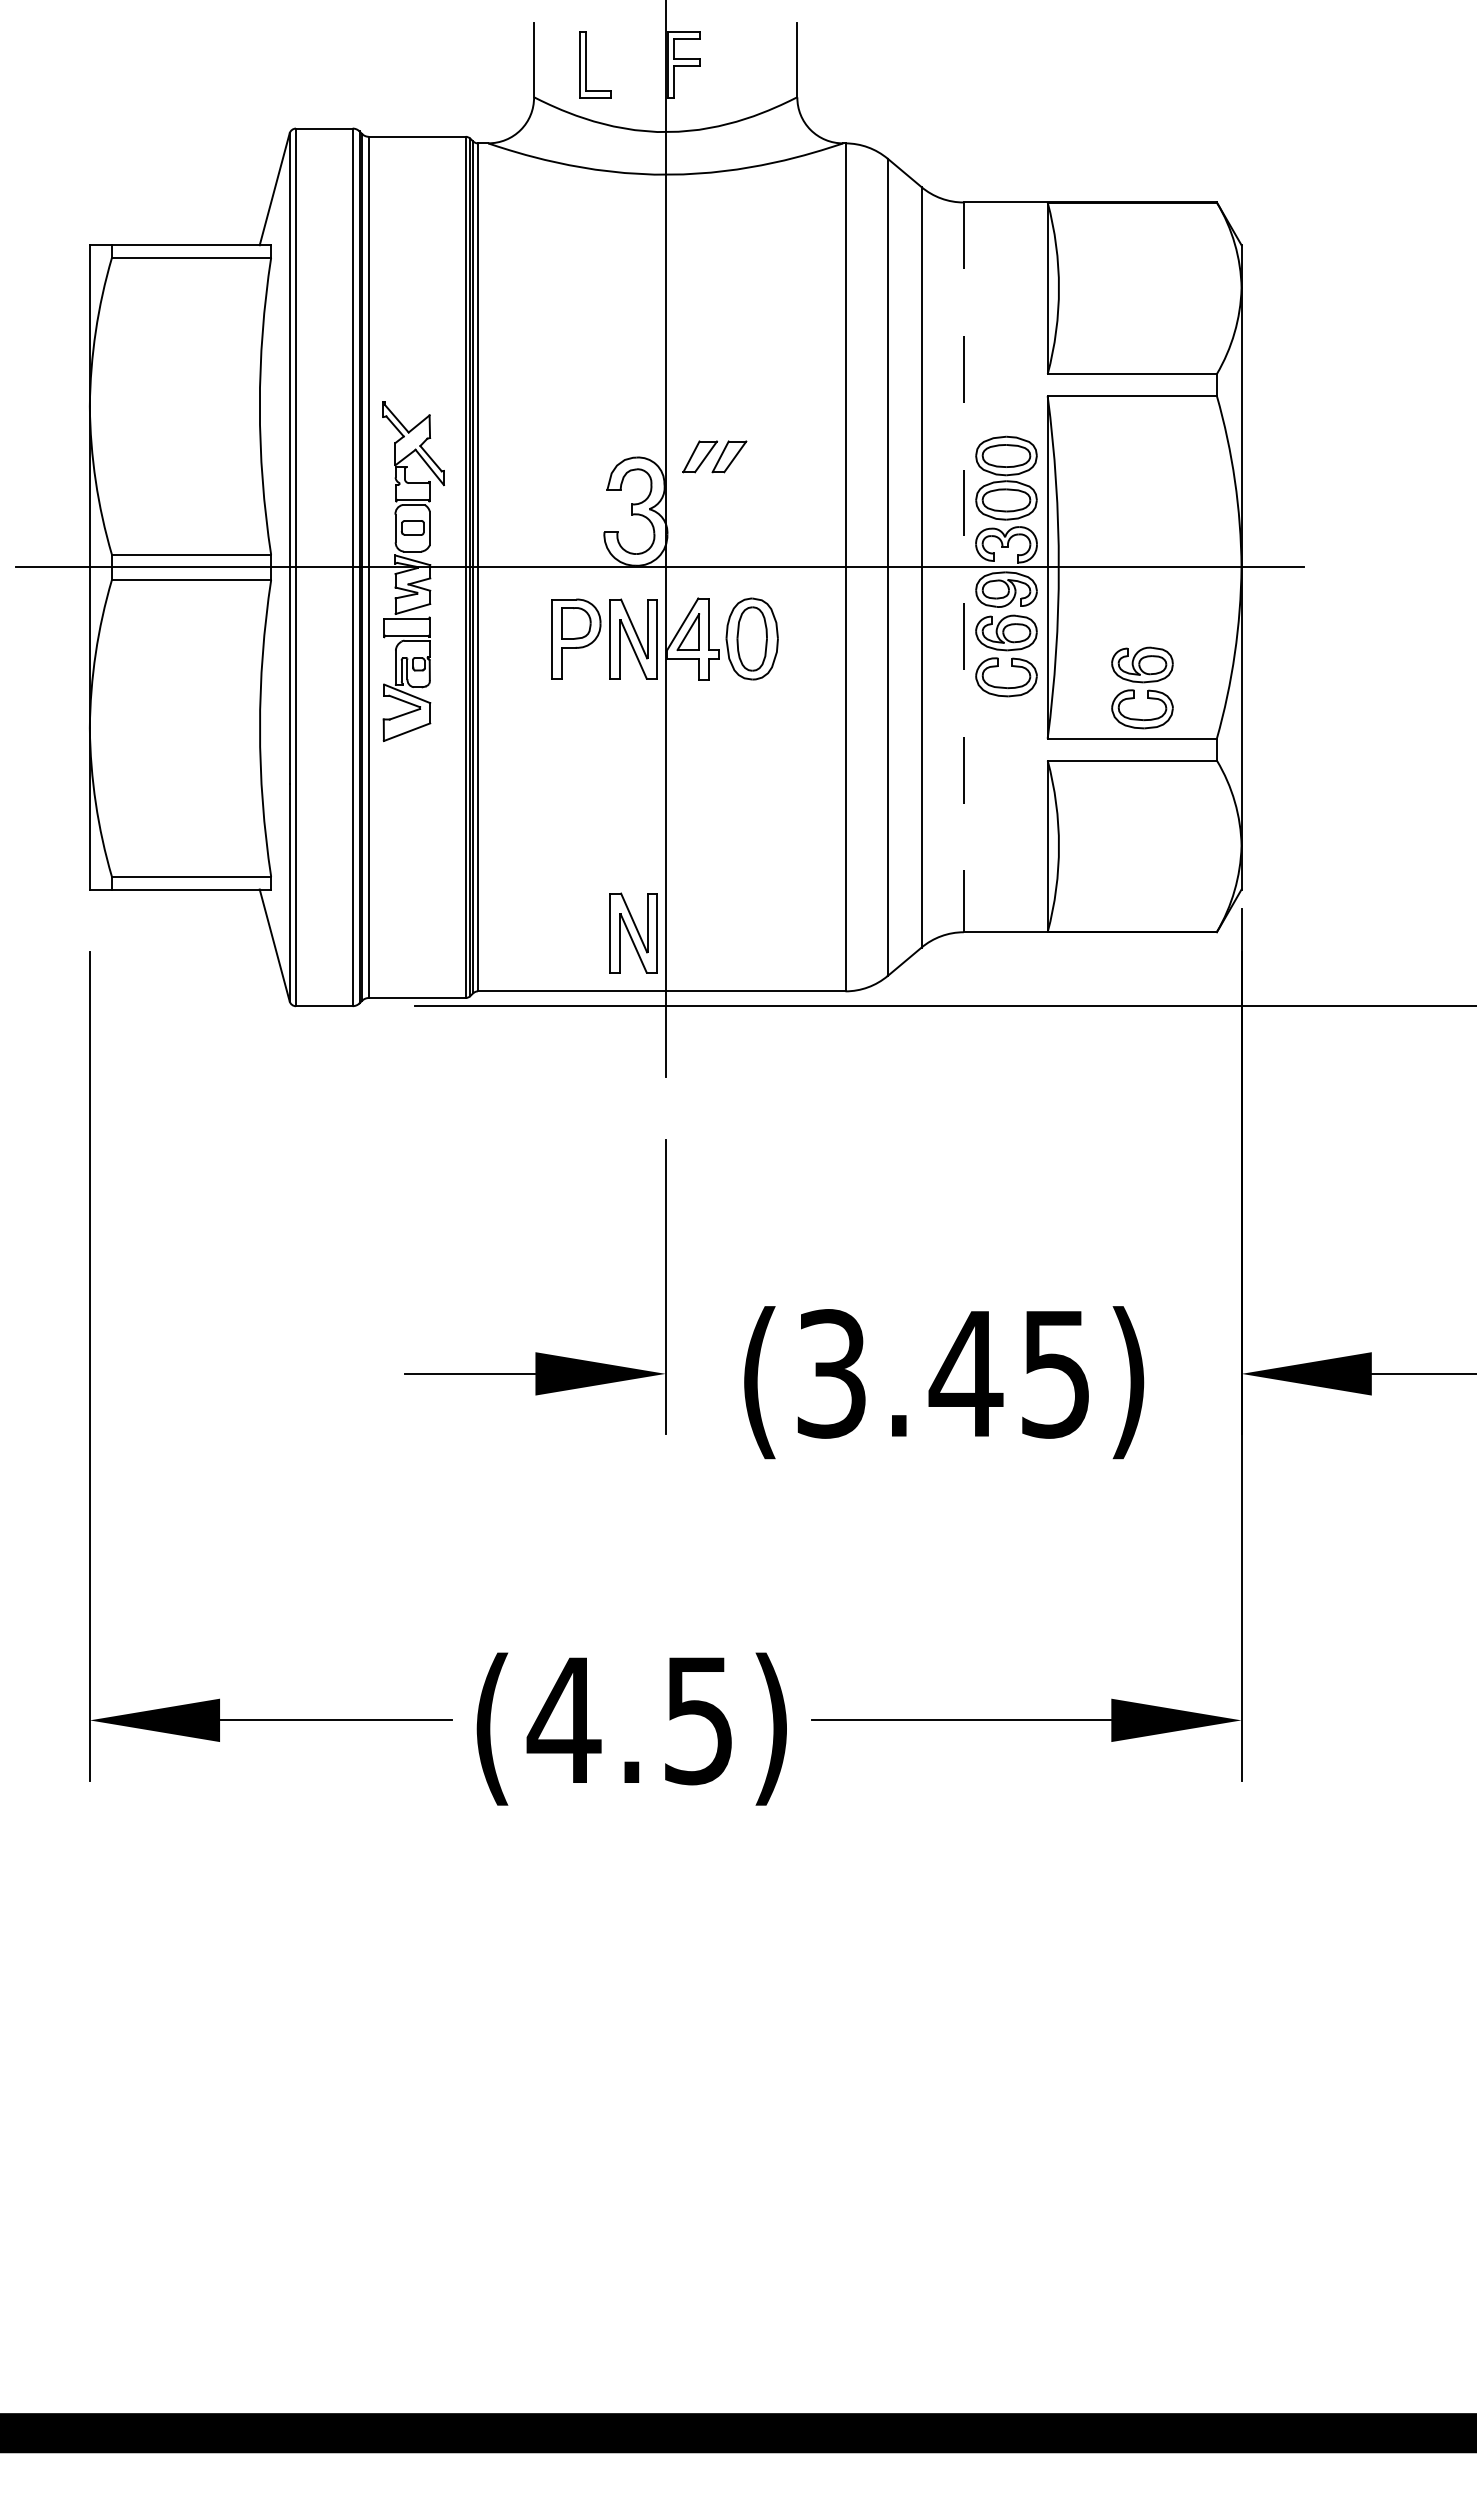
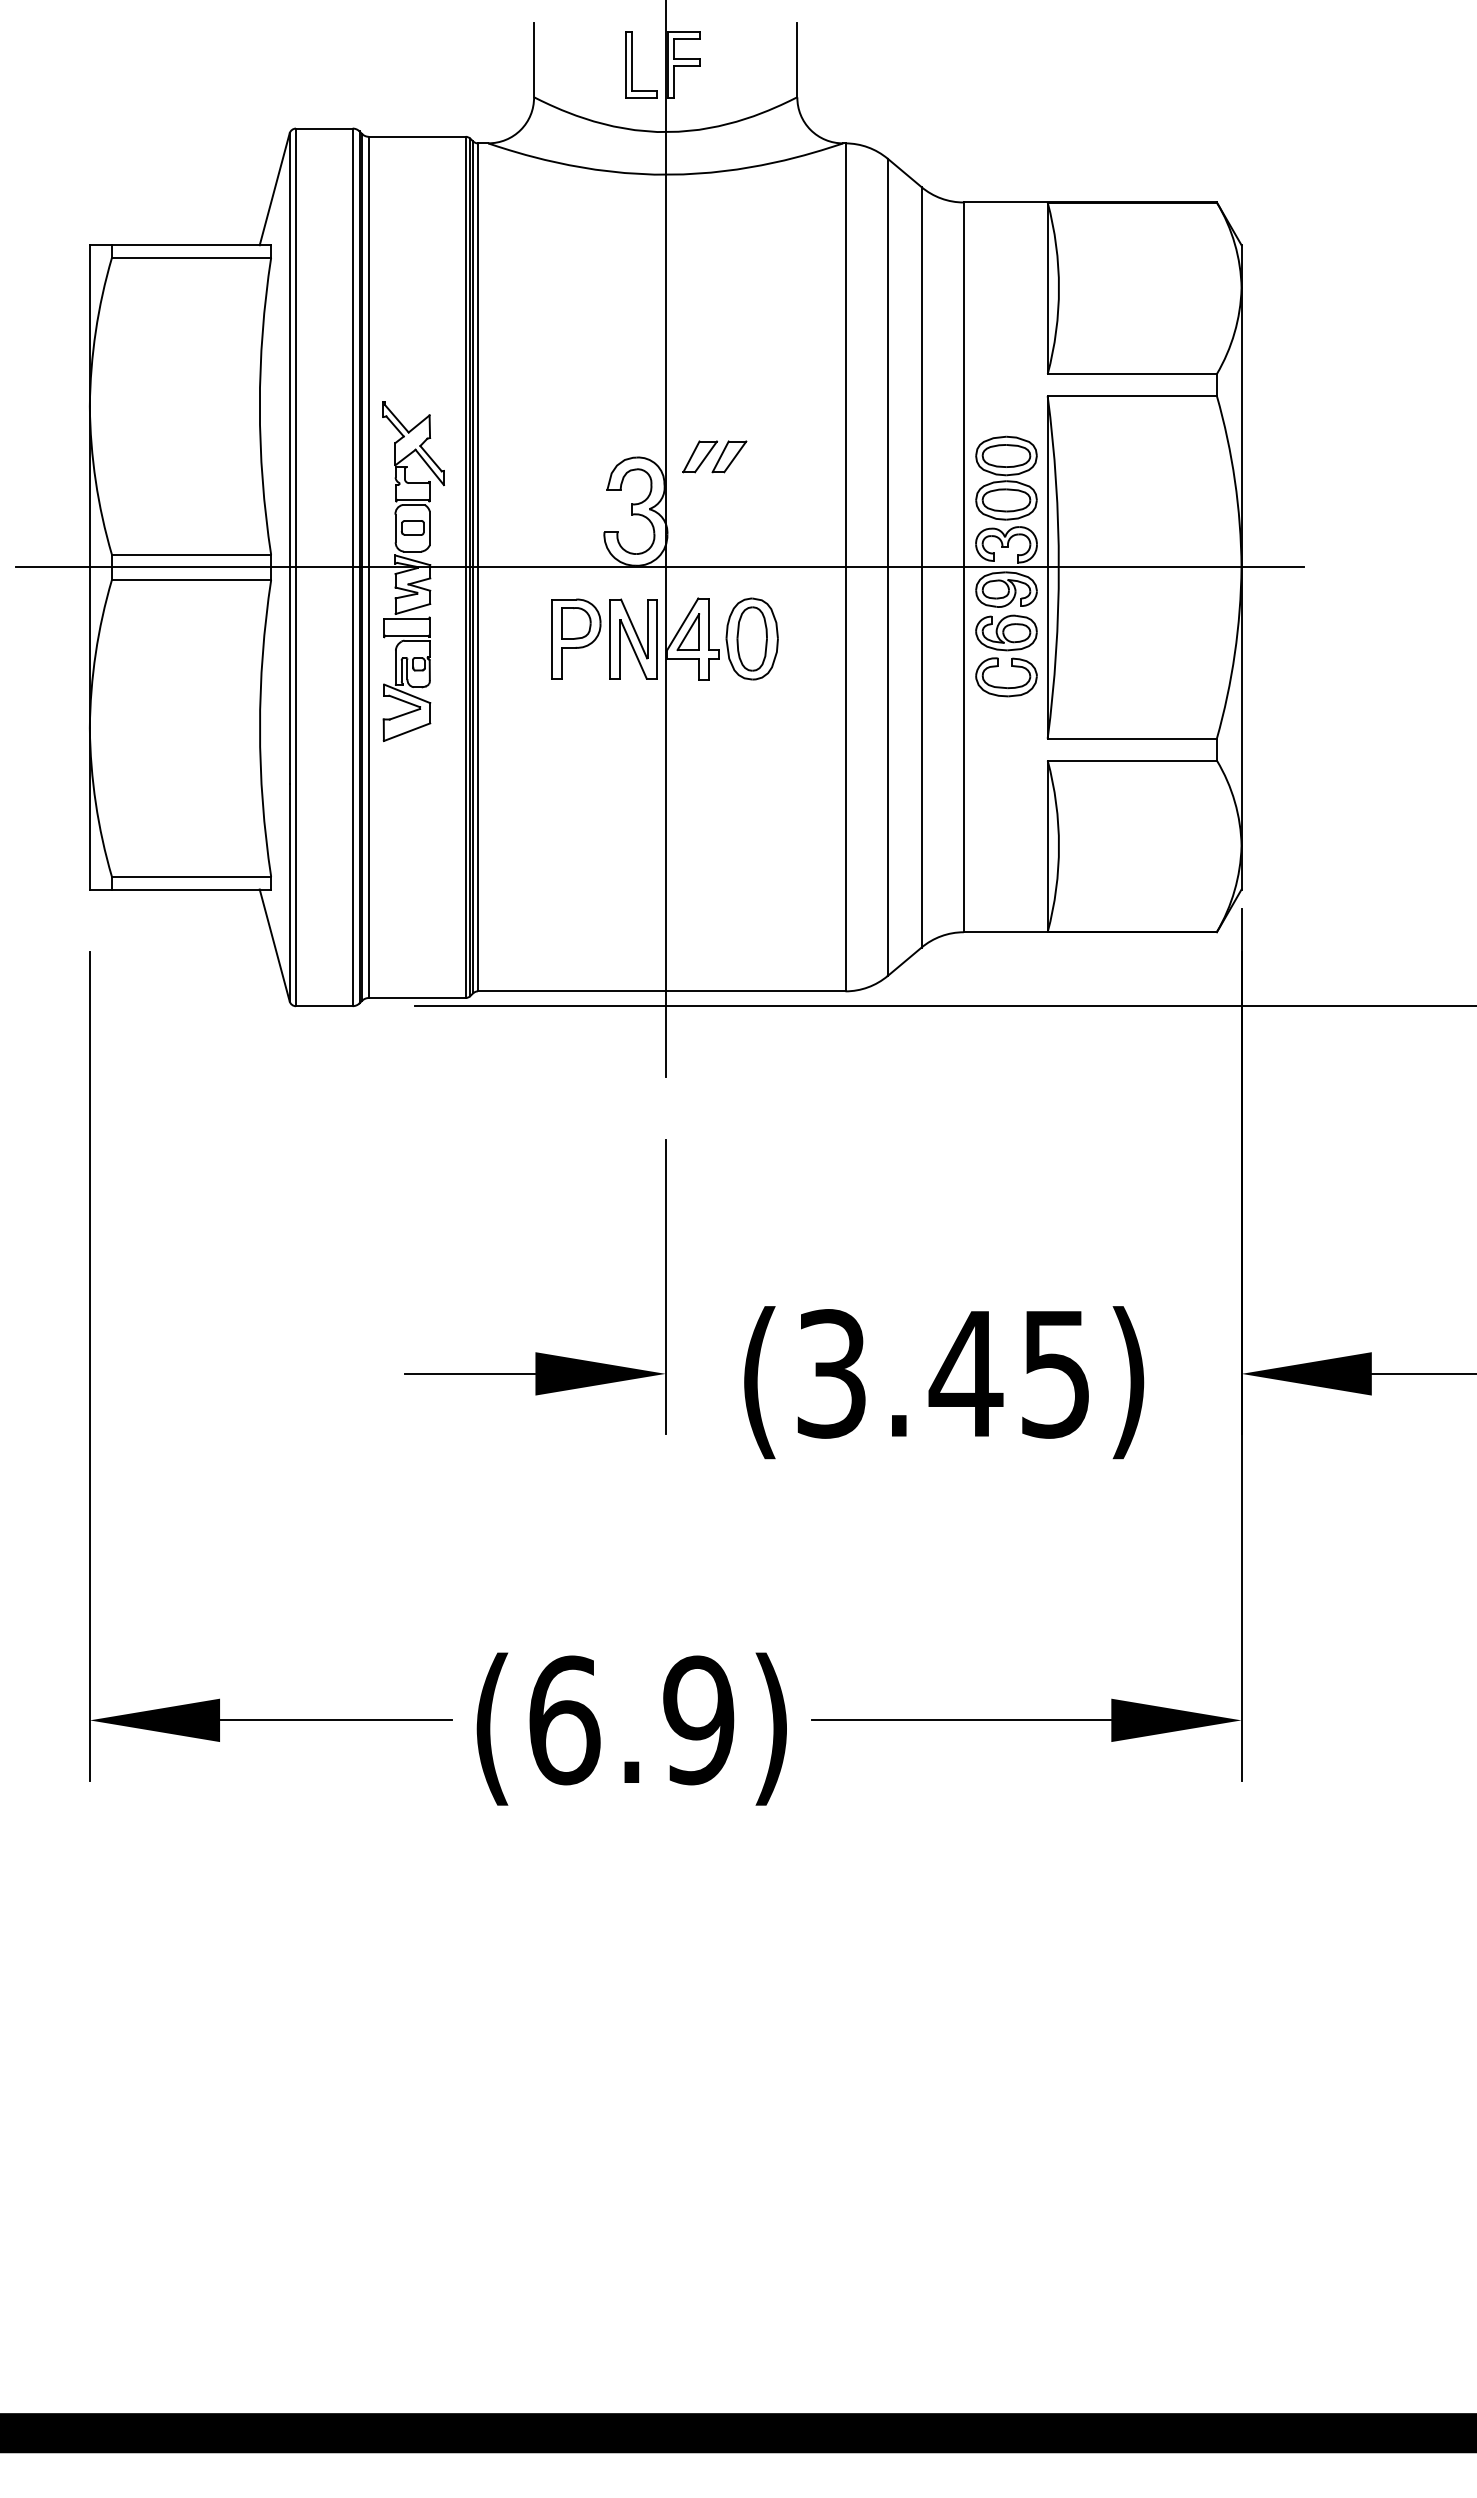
part position: (586, 64) -> (632, 64) (632, 64)
line: dashed -> solid (963, 567)
part: present -> none (1142, 687)
part: present -> none (633, 932)
text: (4.5) -> (6.9) (630, 1720)
